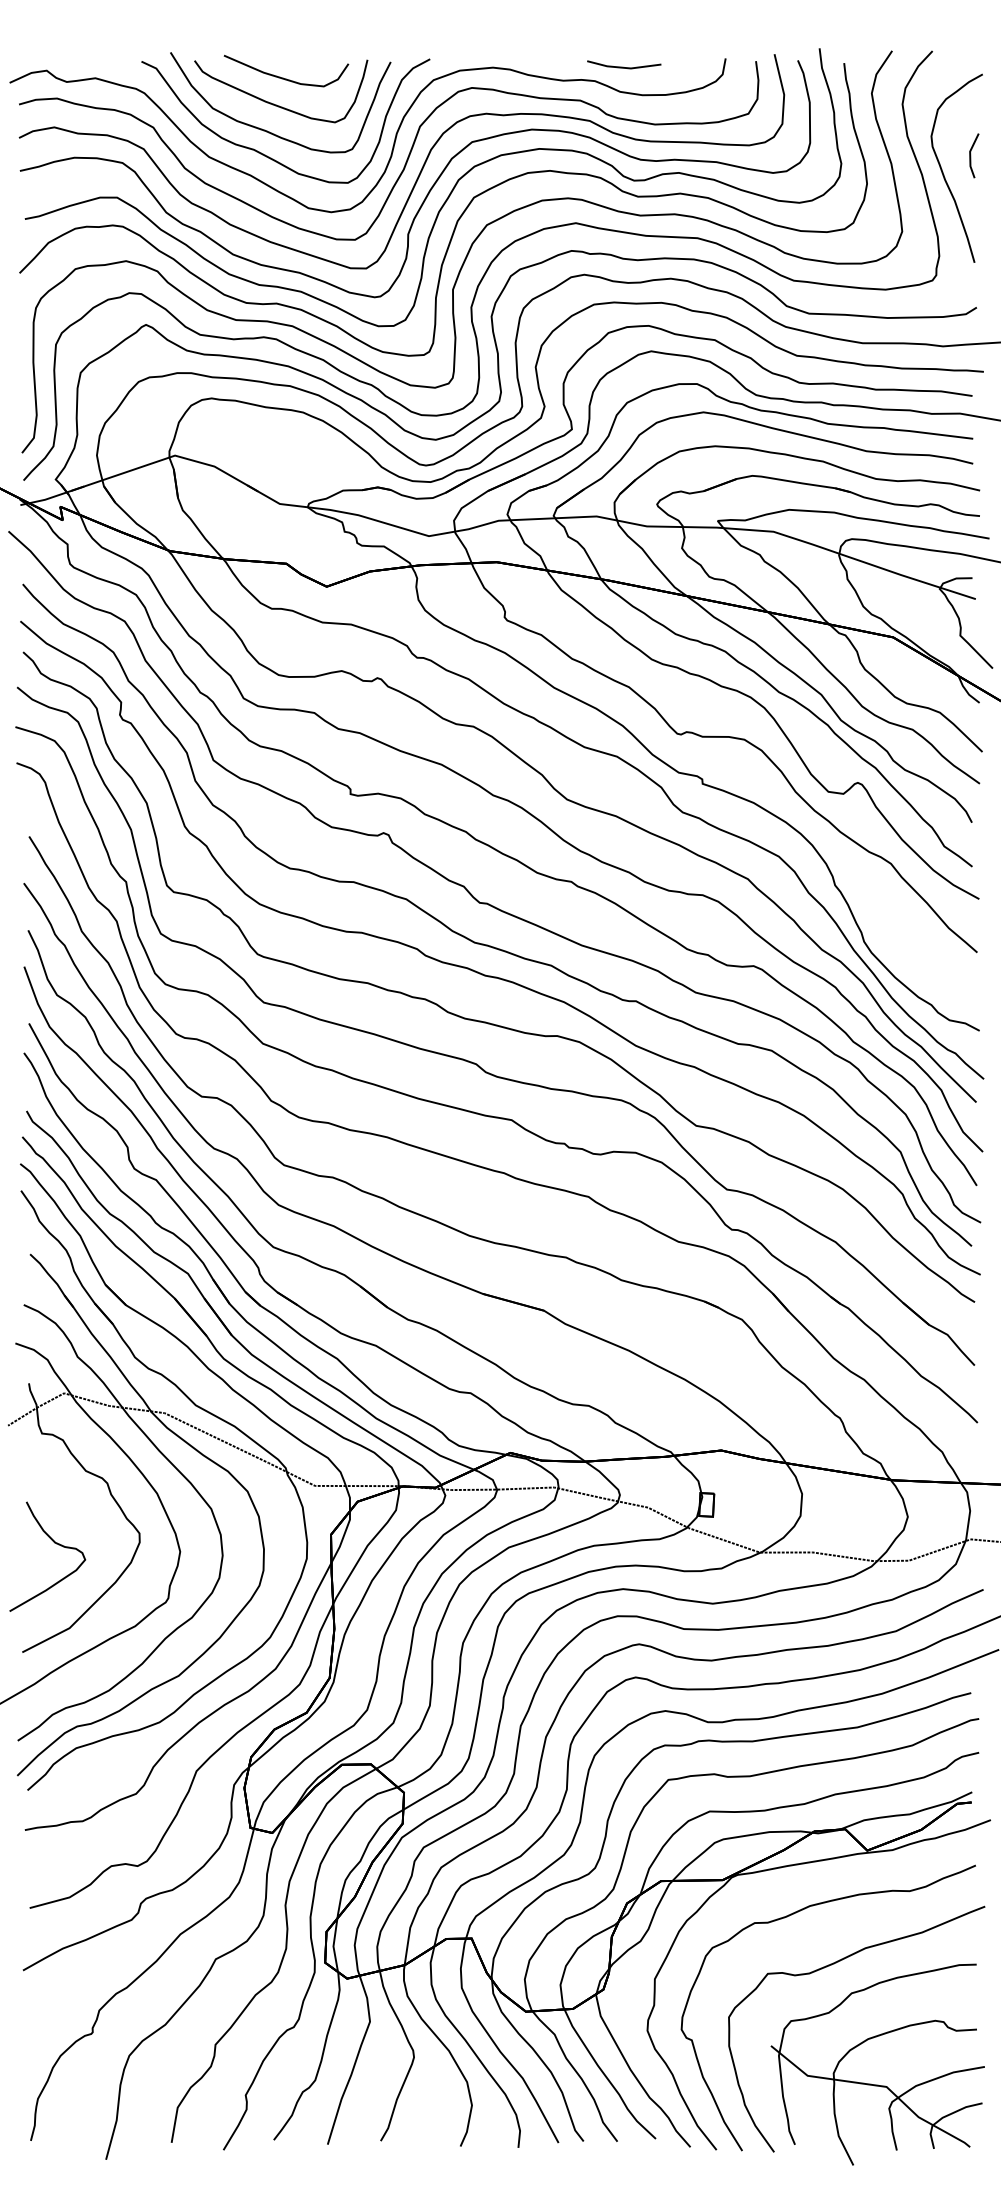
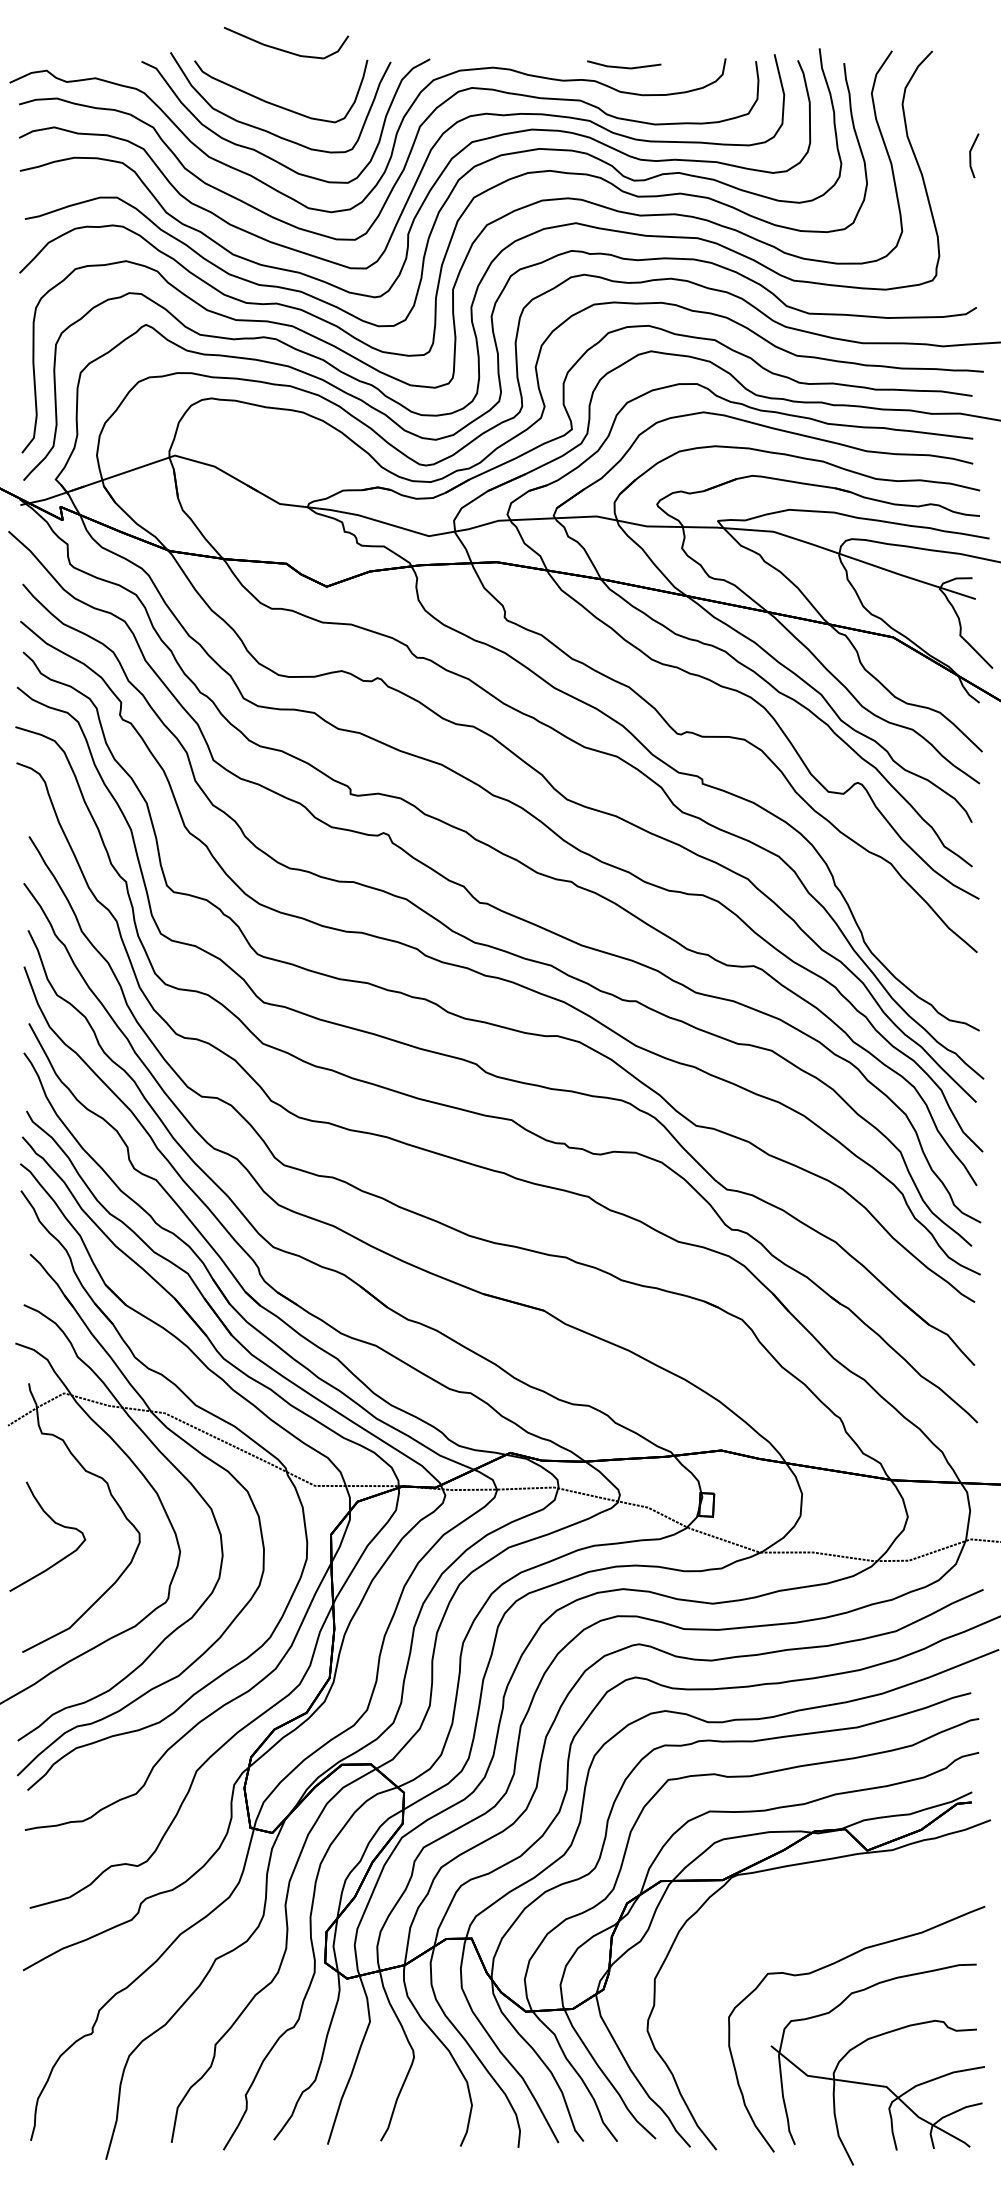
part position: (283, 77) -> (283, 49) (283, 49)
curve: present -> none (943, 171)
part position: (54, 1543) -> (54, 1523) (54, 1523)
part: present -> none (787, 1917)
